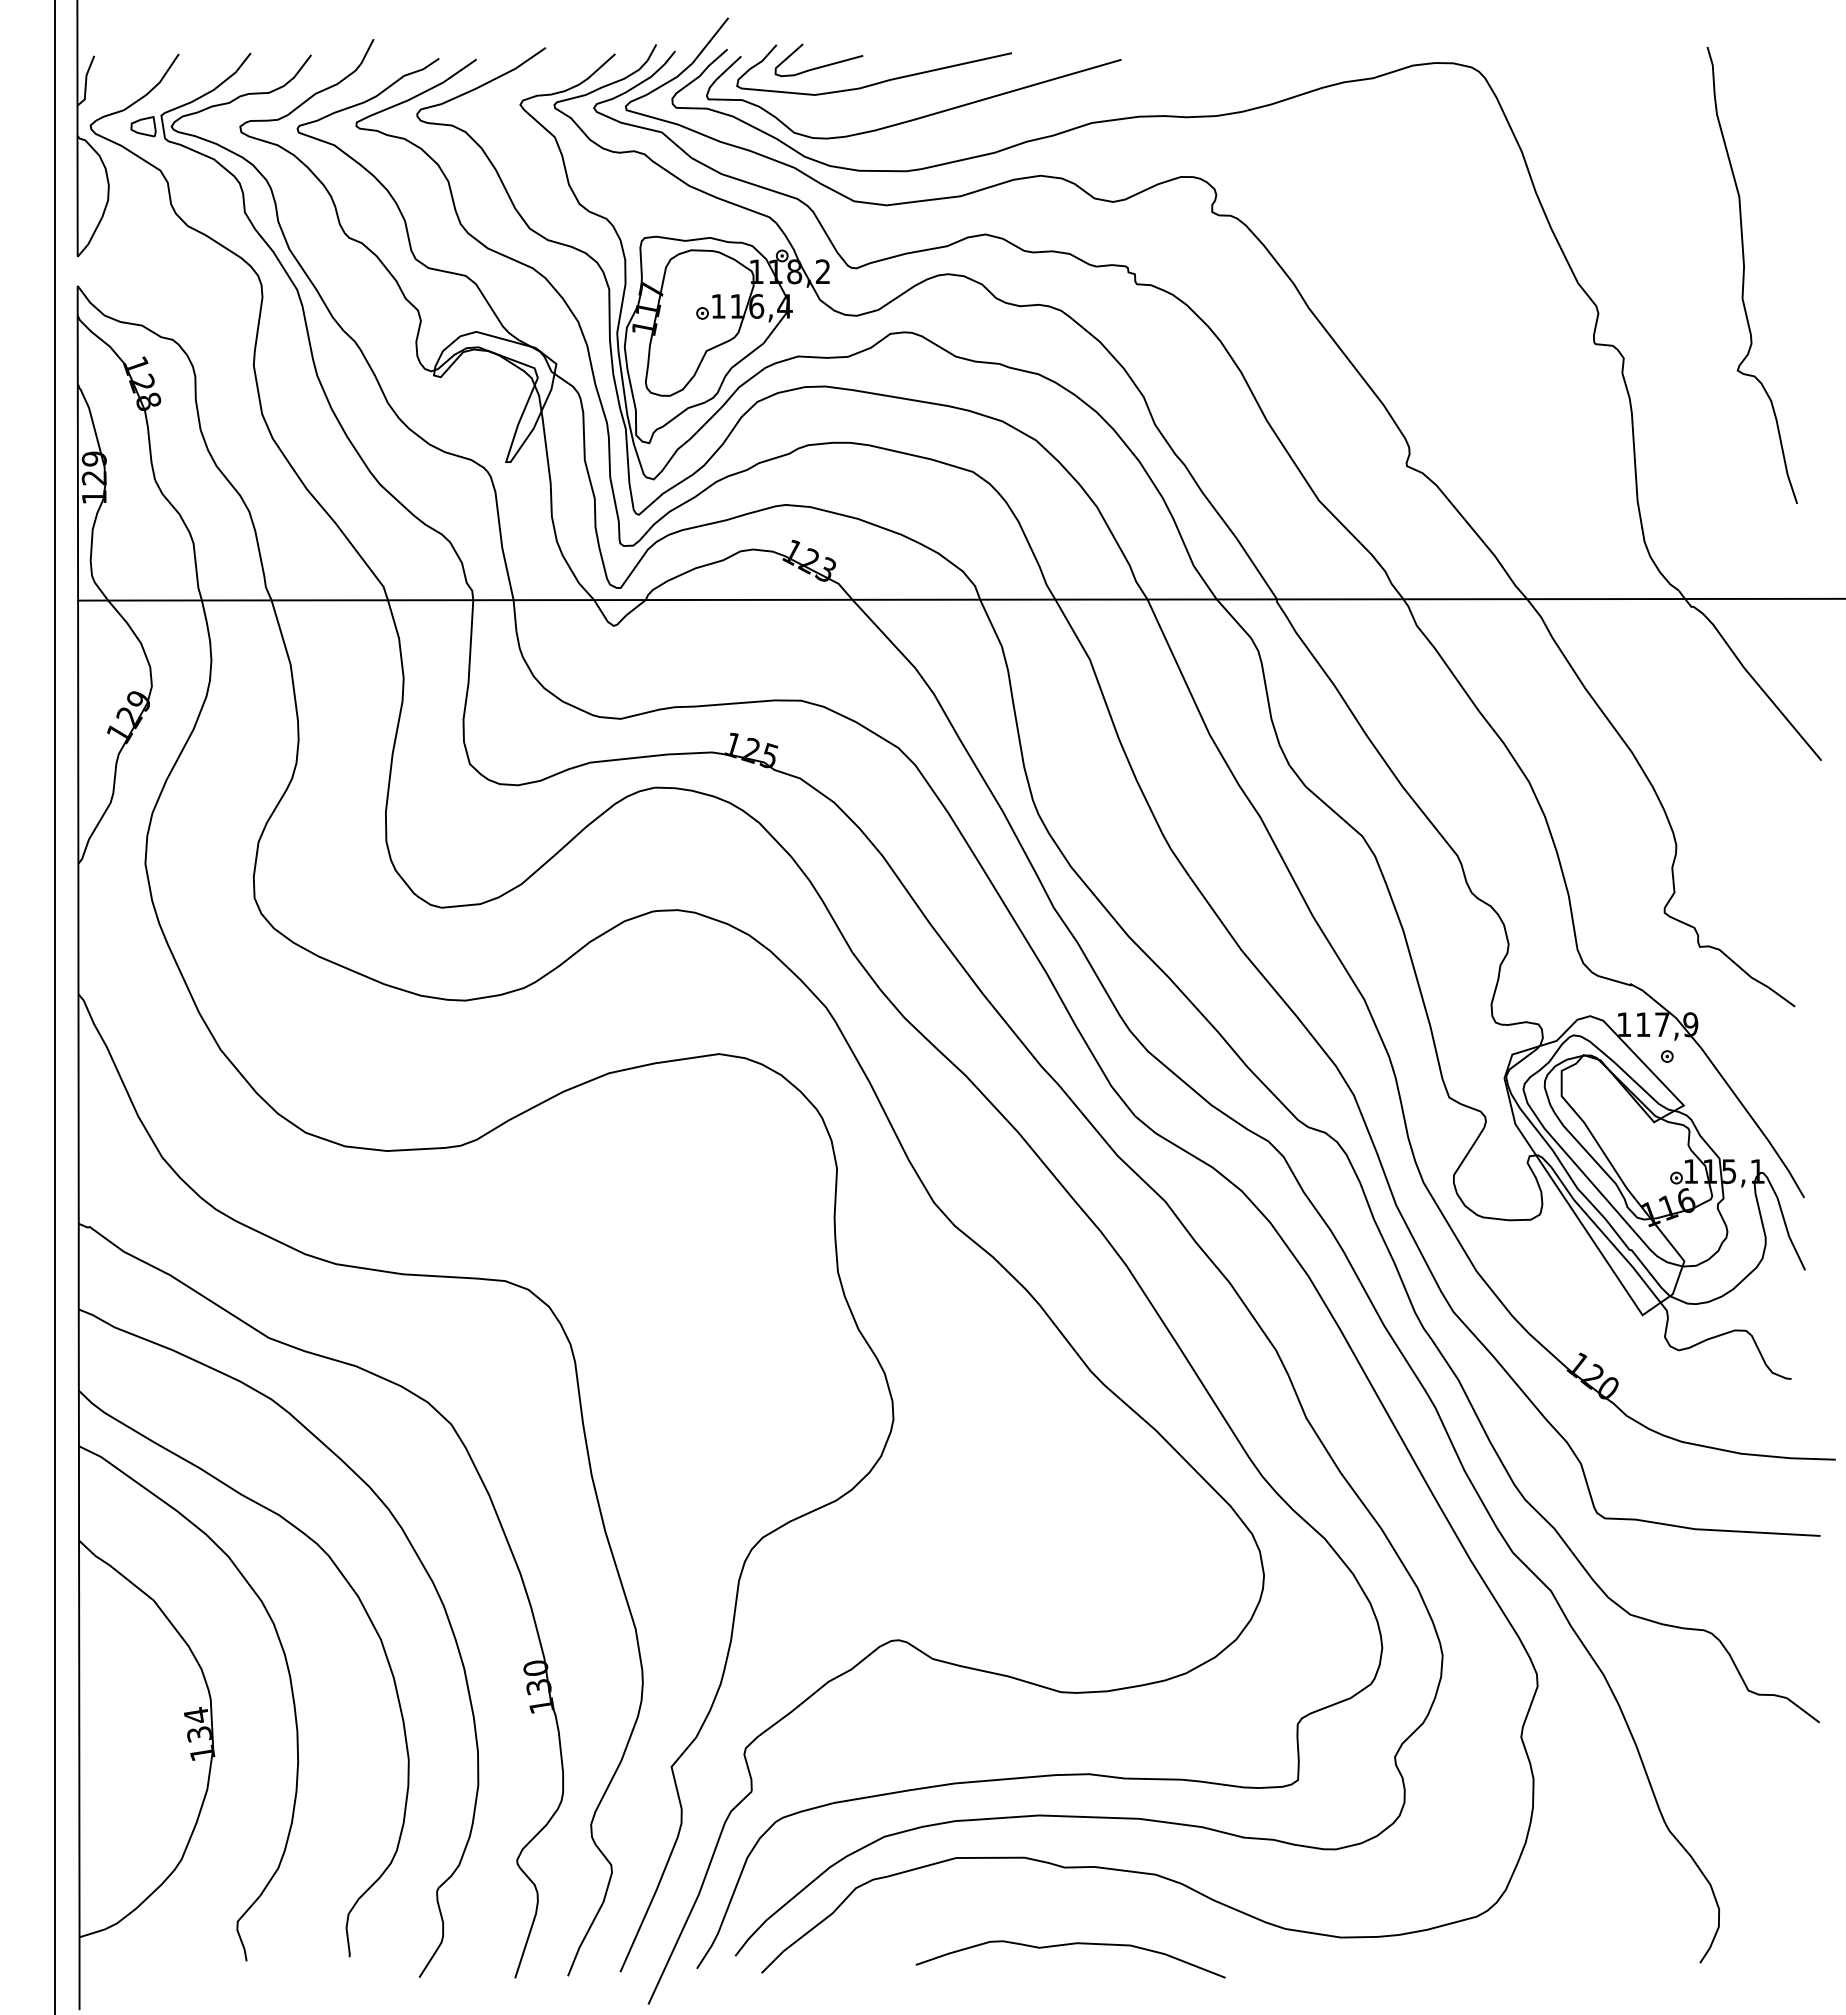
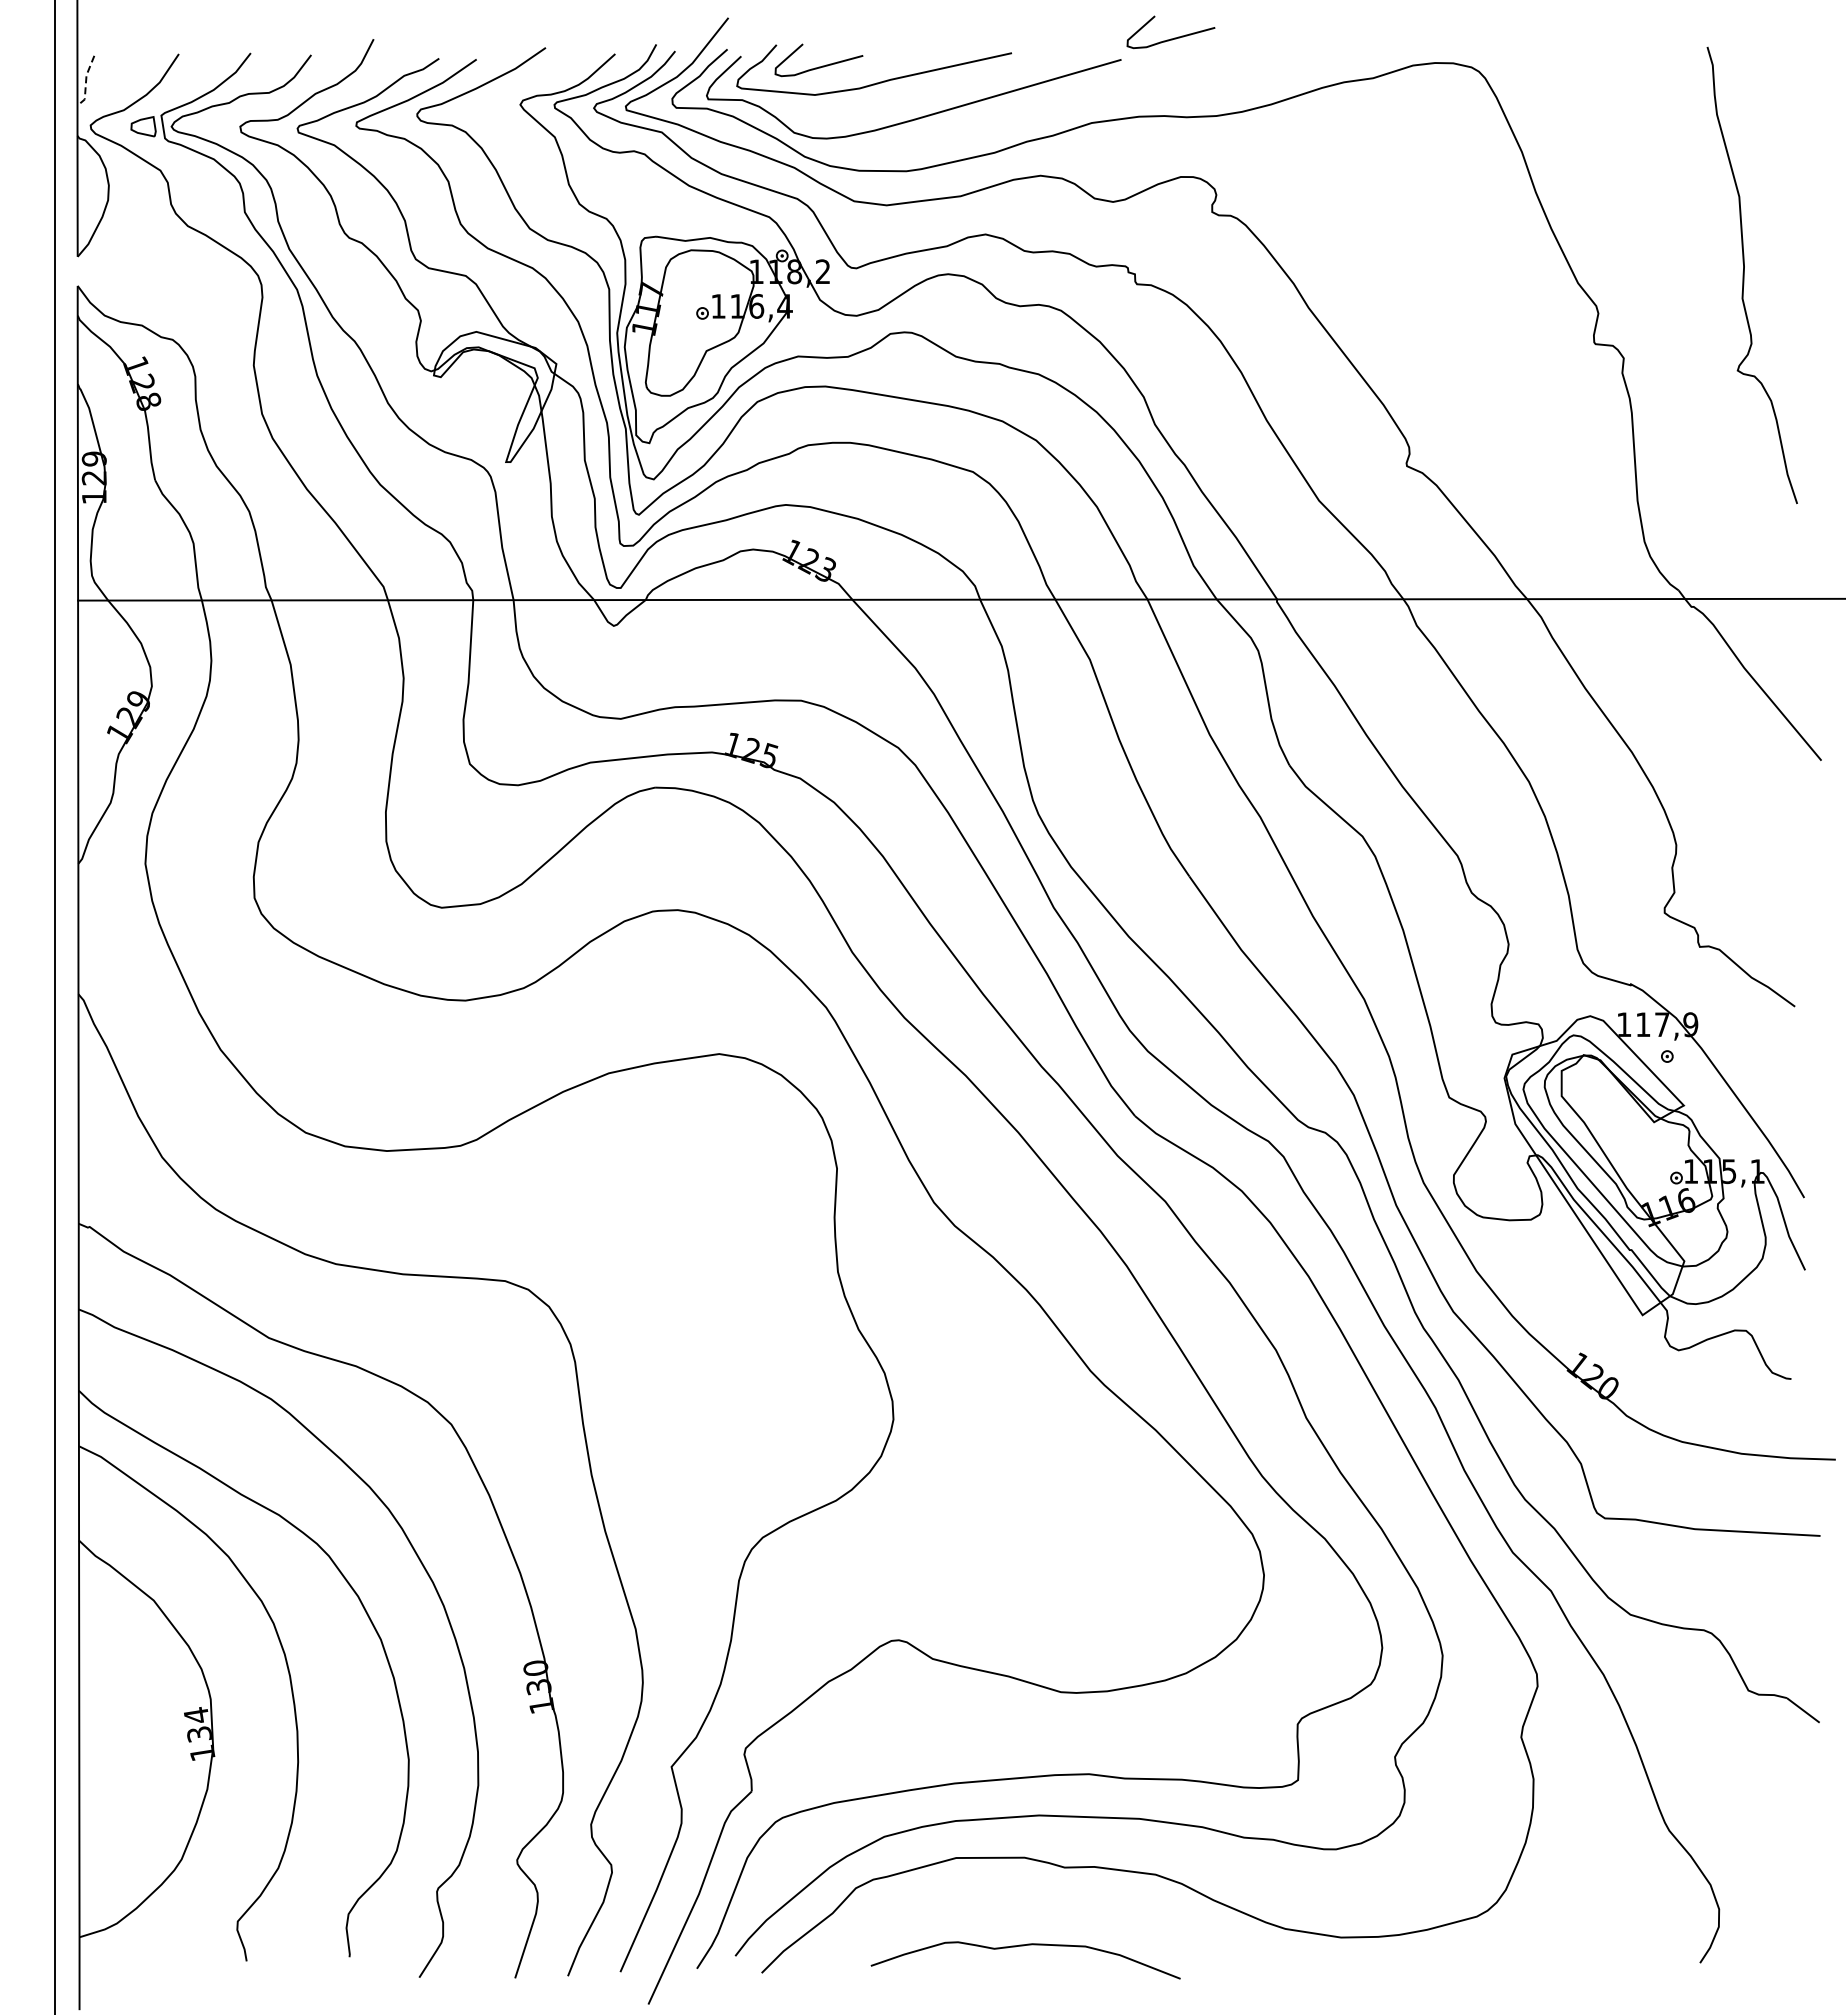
curve: none -> present (1170, 38)
line: solid -> dashed (86, 82)
curve position: (1069, 1945) -> (1024, 1946) (1024, 1946)
